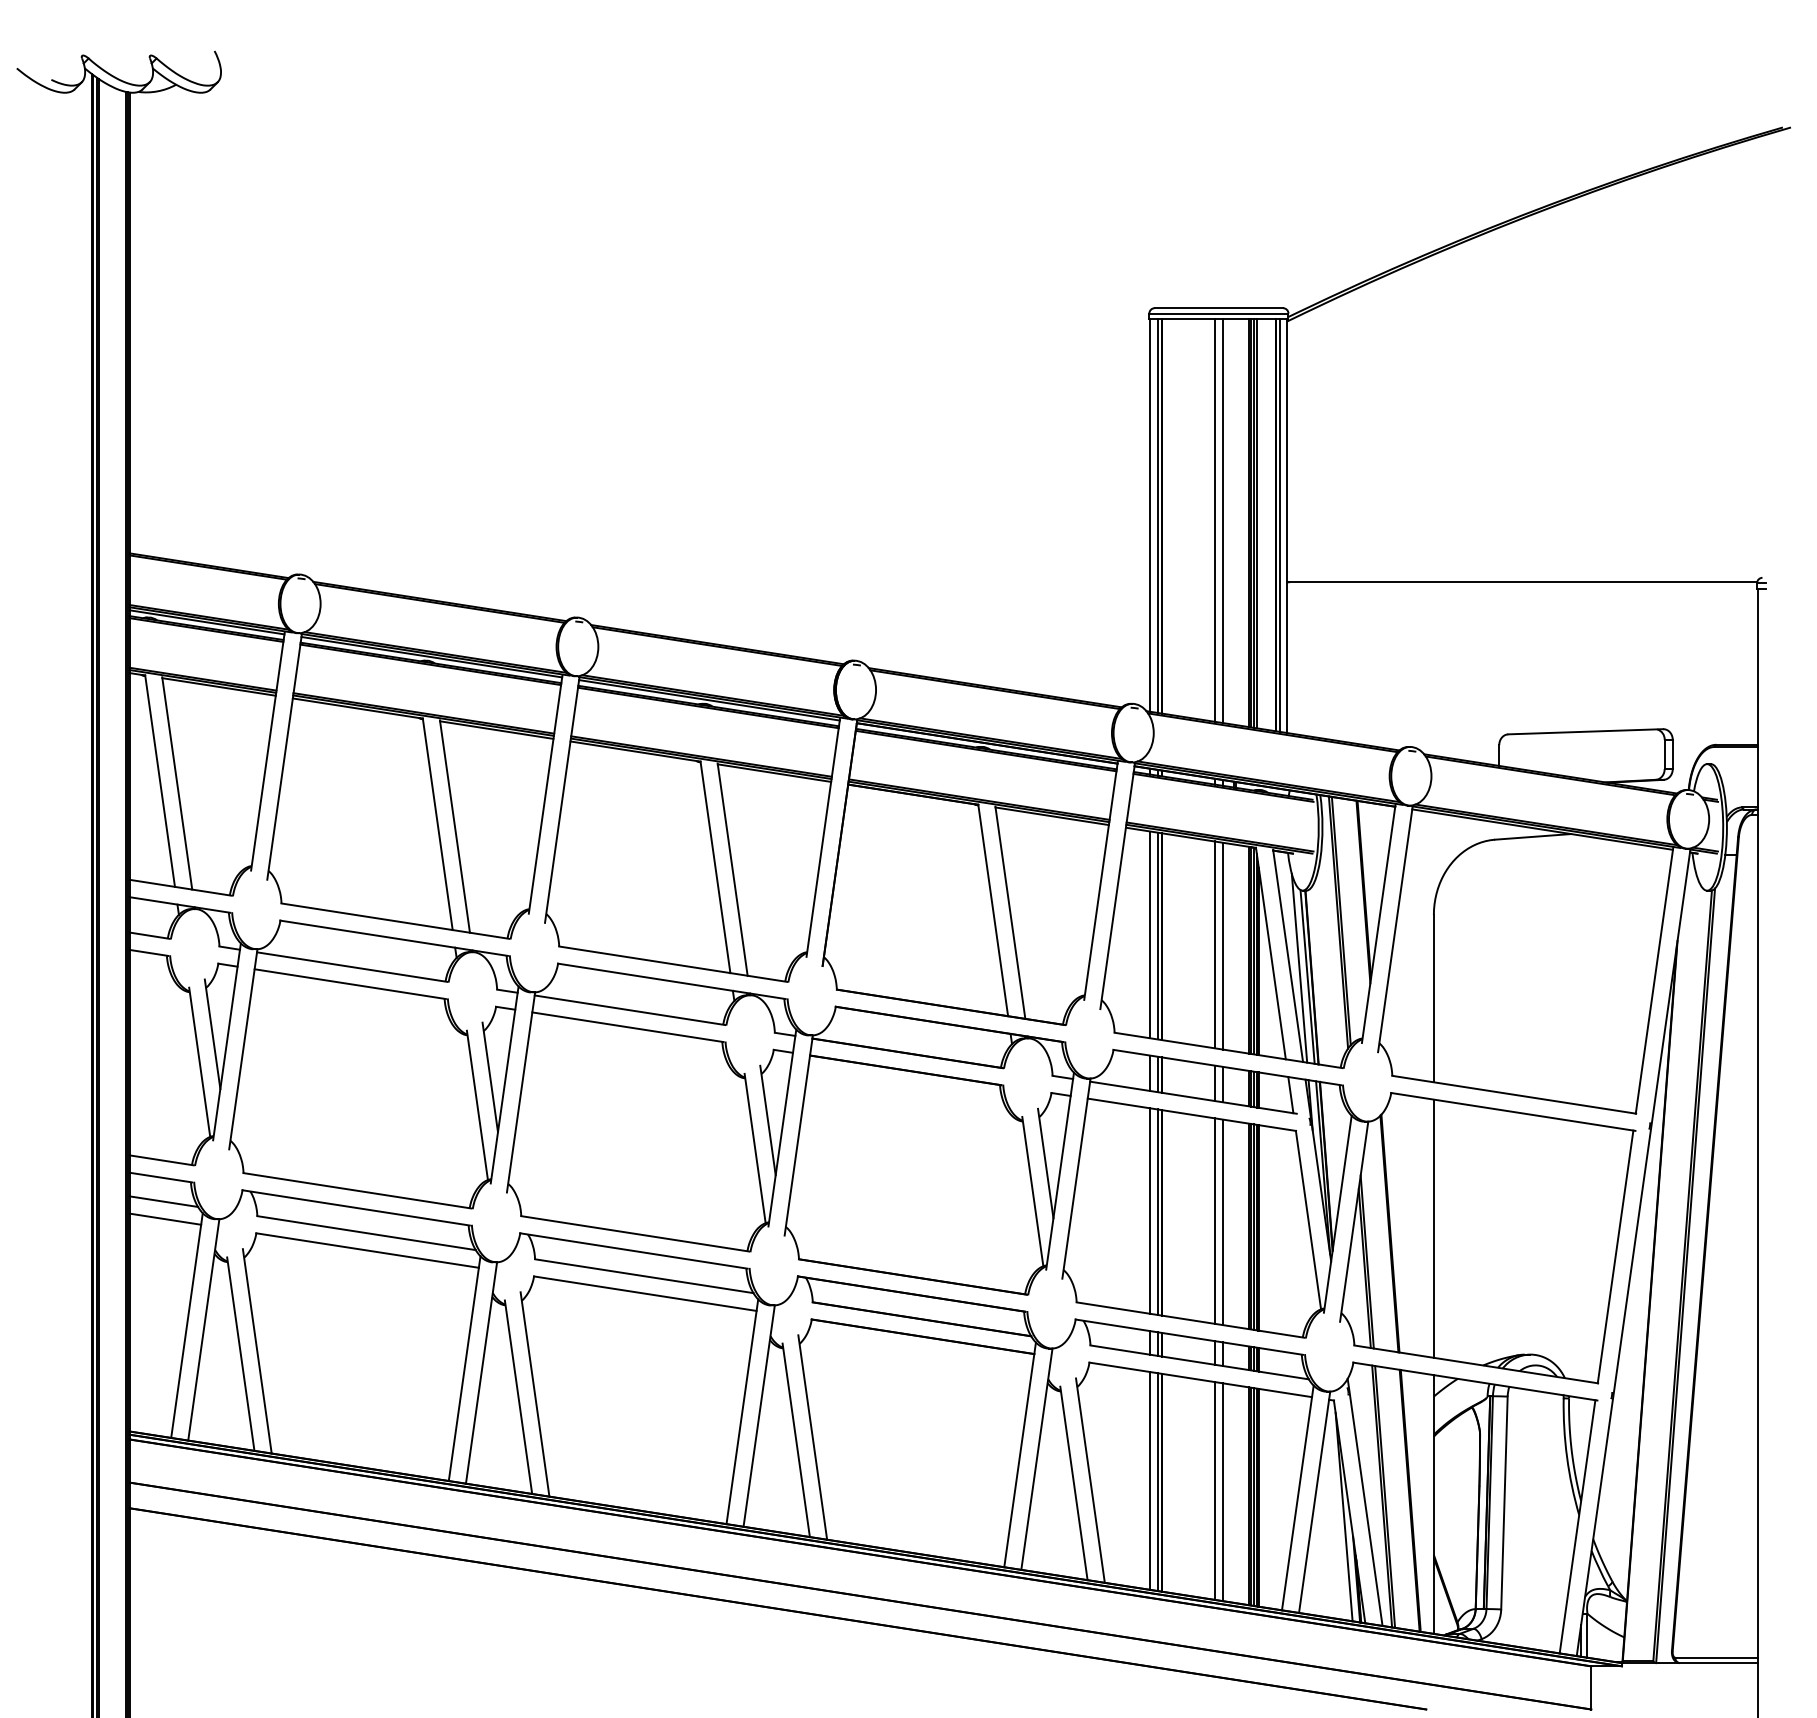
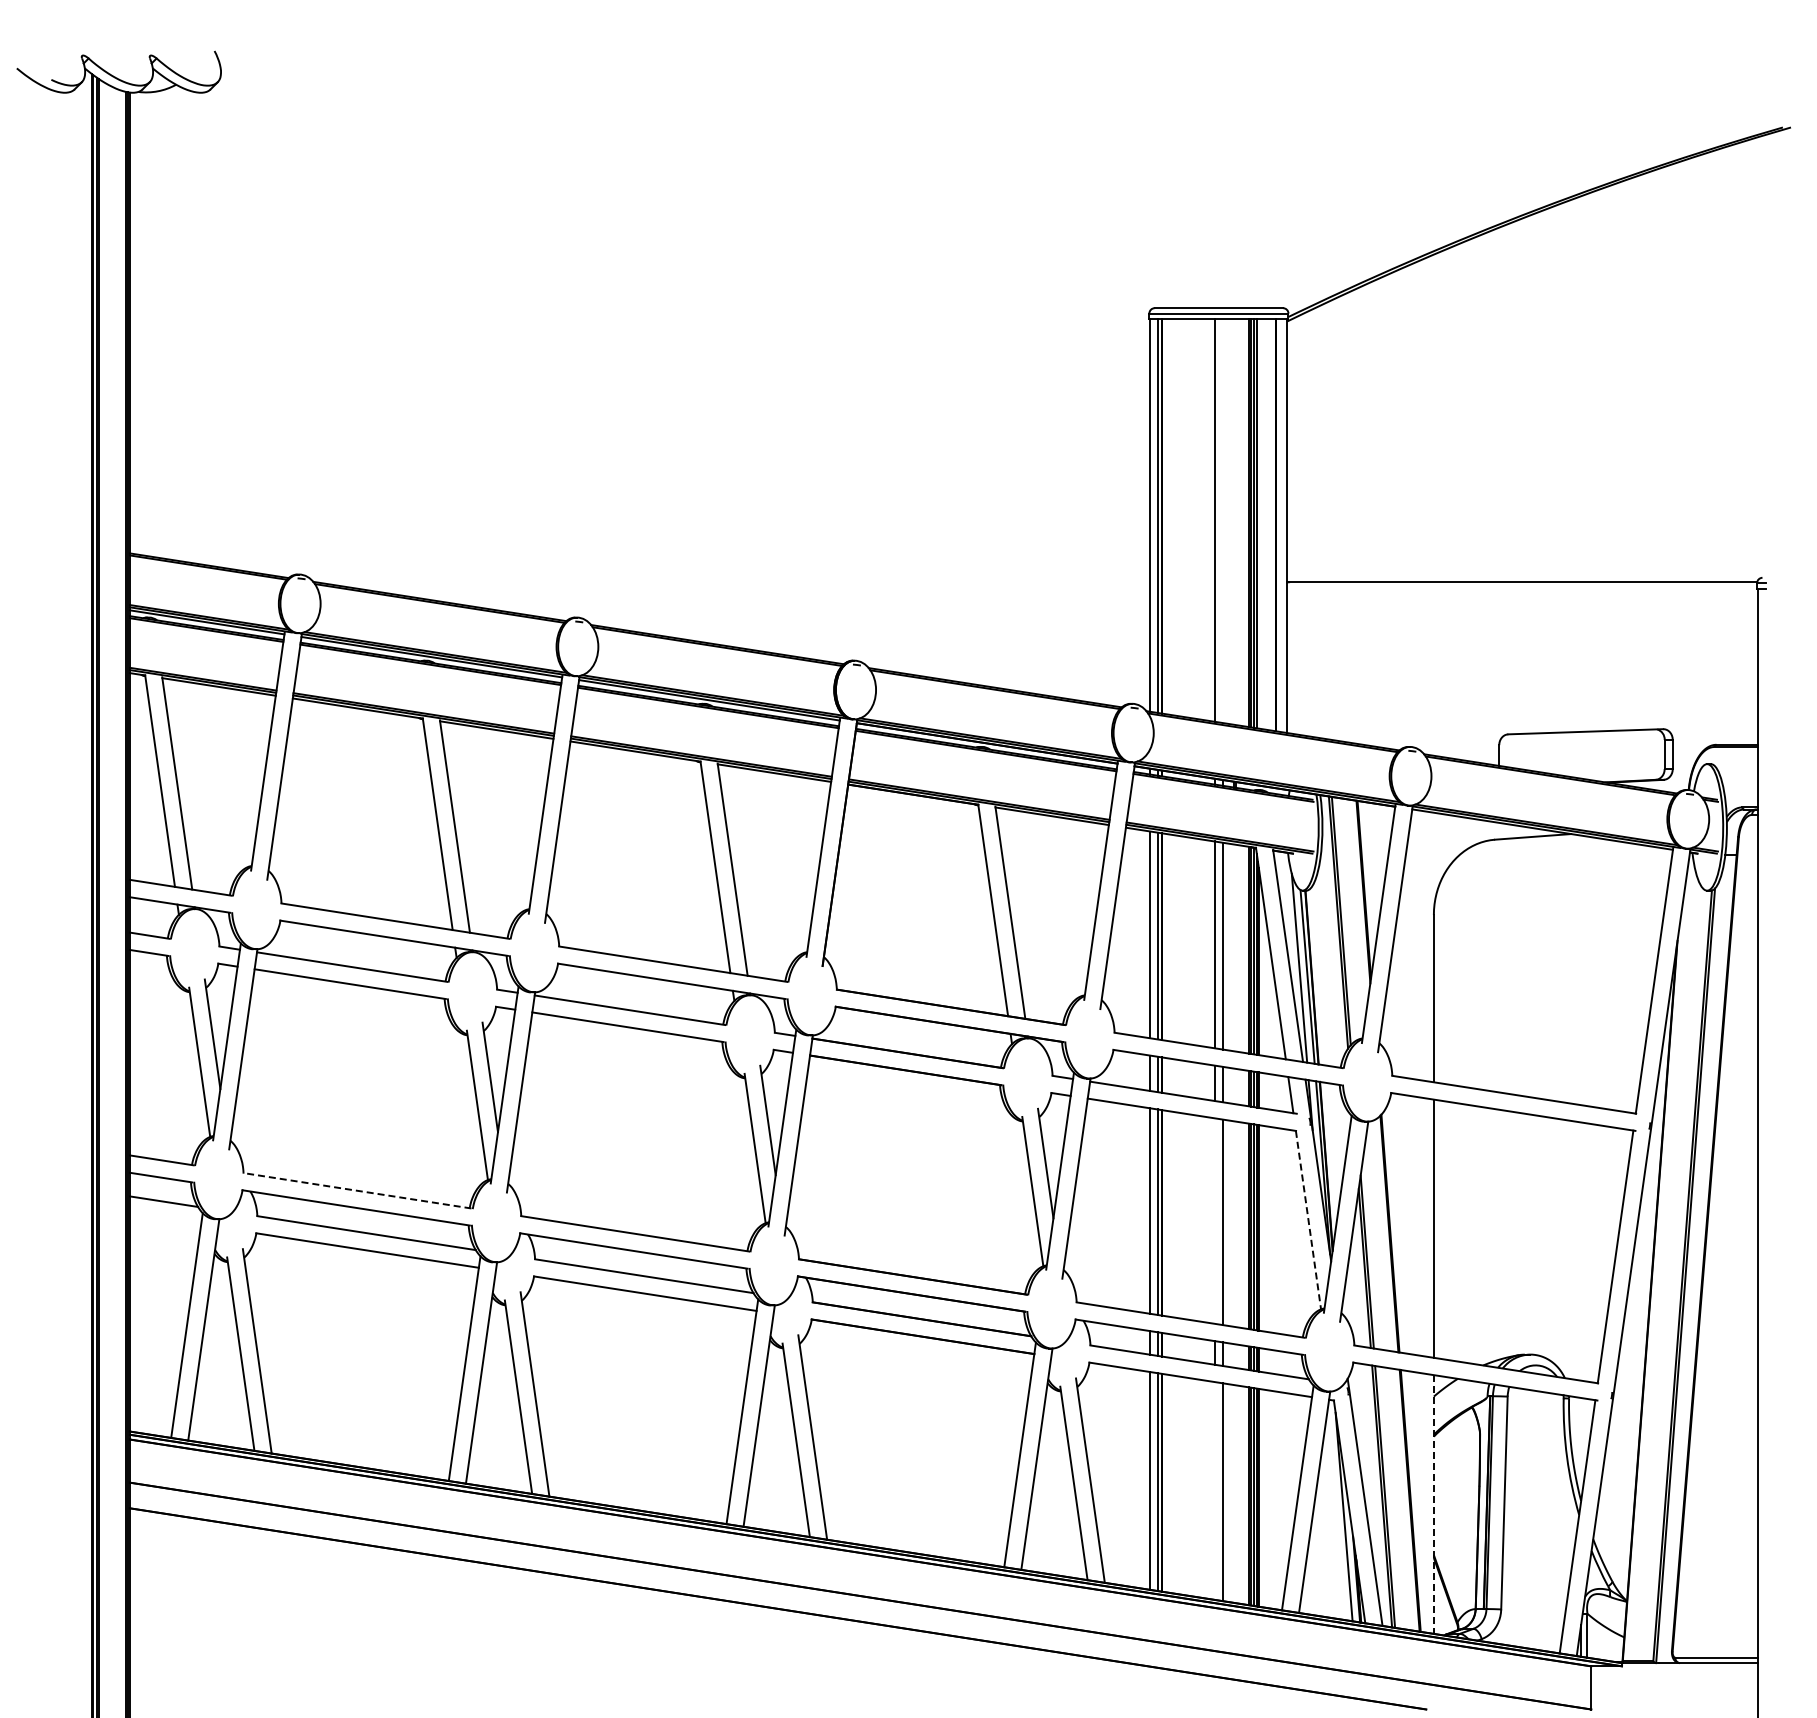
line: present -> none (1223, 520)
line: present -> none (1280, 524)
line: solid -> dashed (357, 1190)
line: present -> none (165, 1218)
line: present -> none (1214, 1220)
line: solid -> dashed (1308, 1220)
line: present -> none (1214, 1490)
line: solid -> dashed (1433, 1505)
